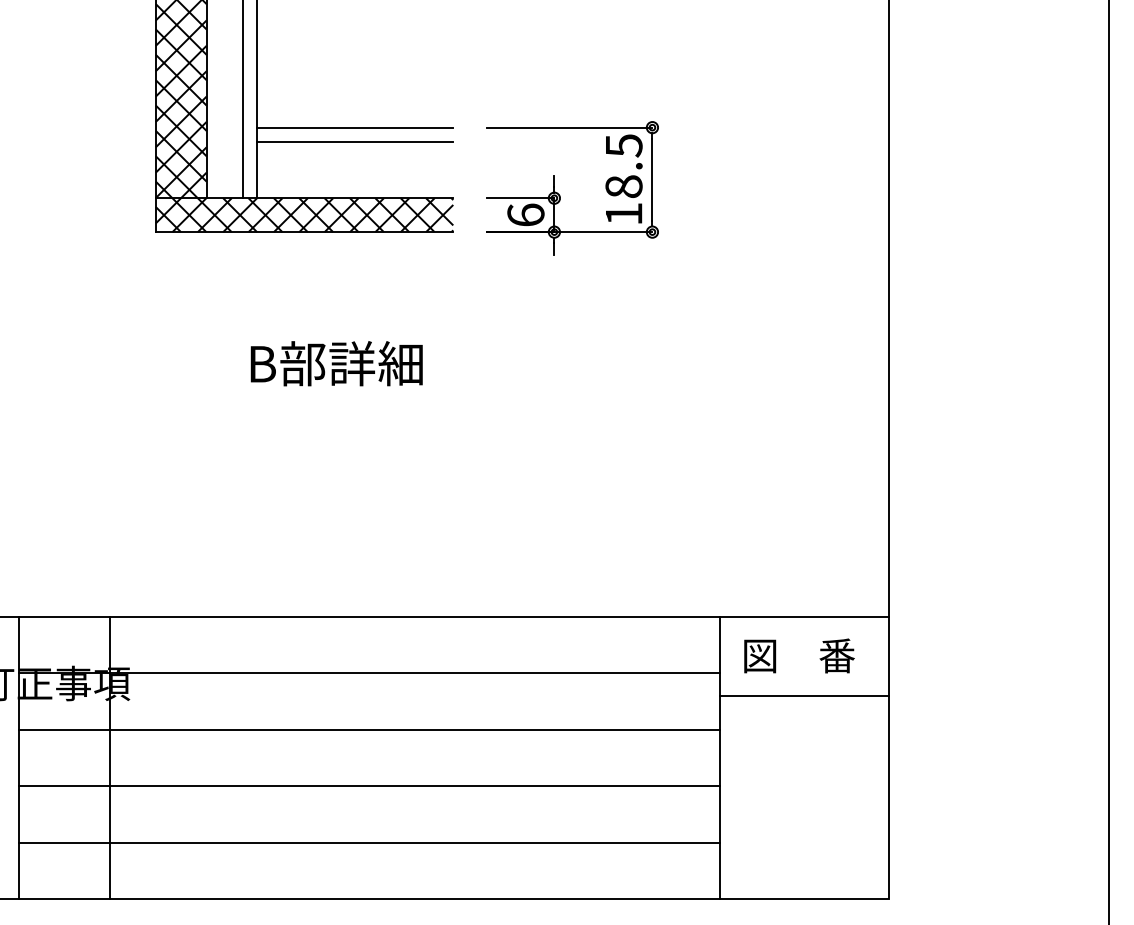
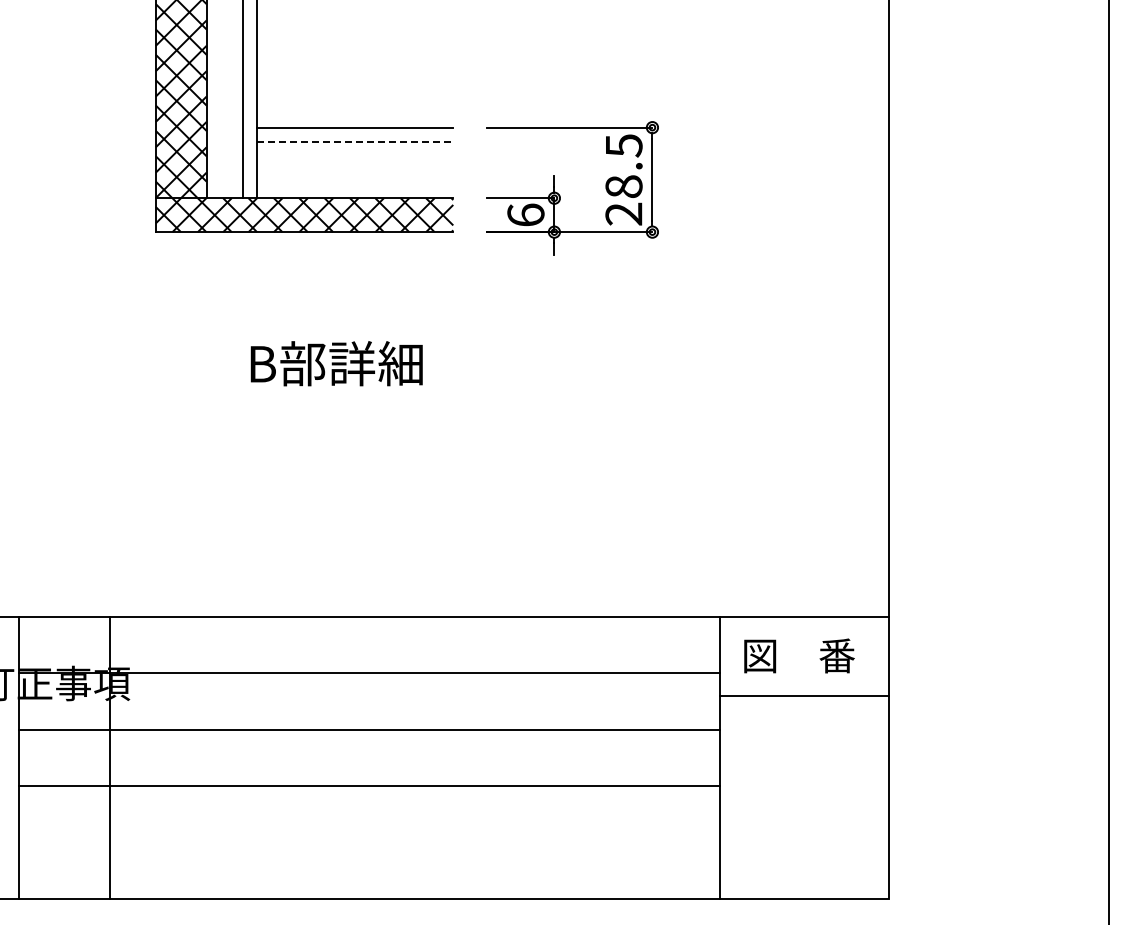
line: solid -> dashed (355, 141)
text: 18.5 -> 28.5 (623, 213)
line: present -> none (369, 842)
